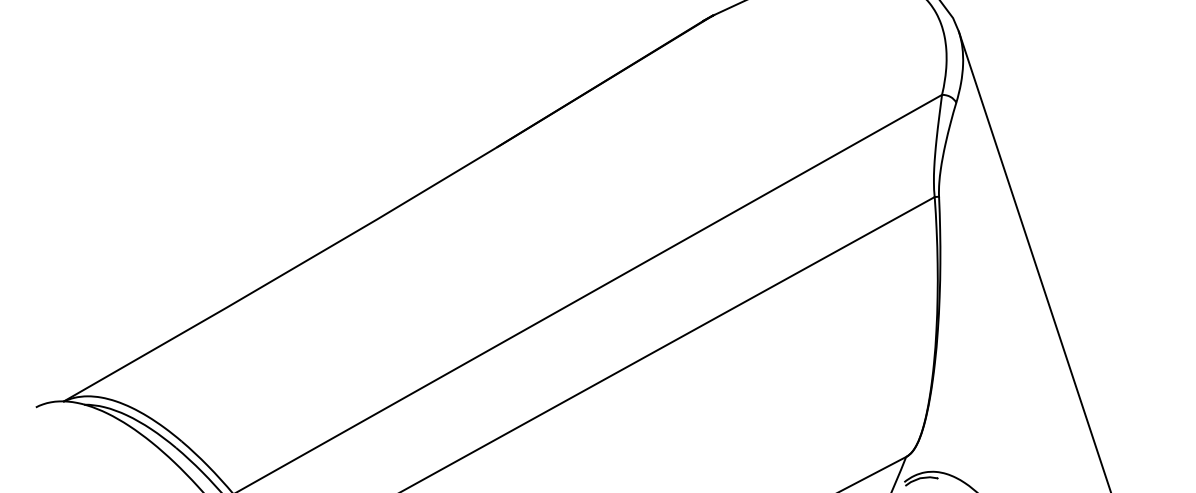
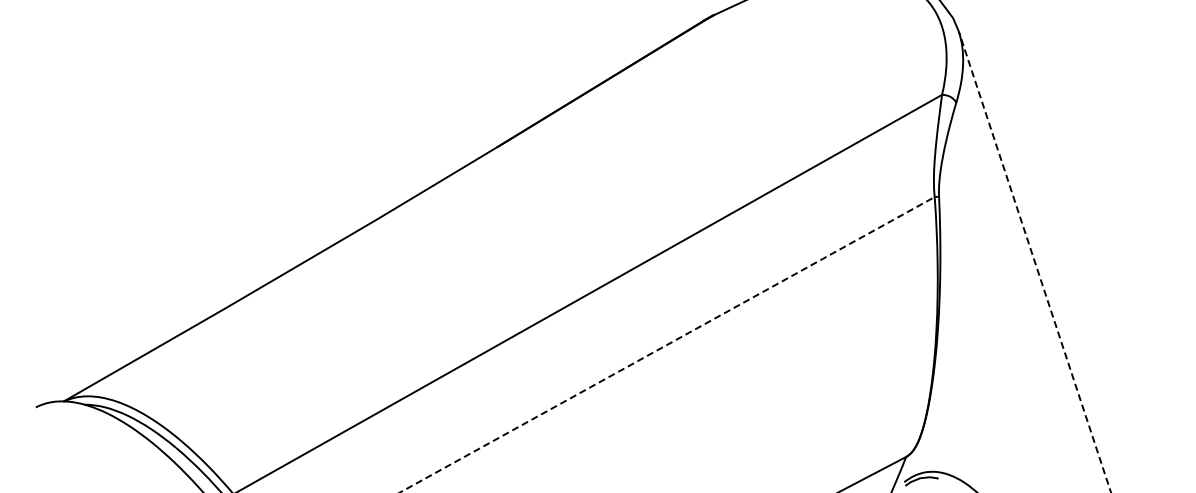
line: solid -> dashed (1034, 261)
line: solid -> dashed (667, 344)
